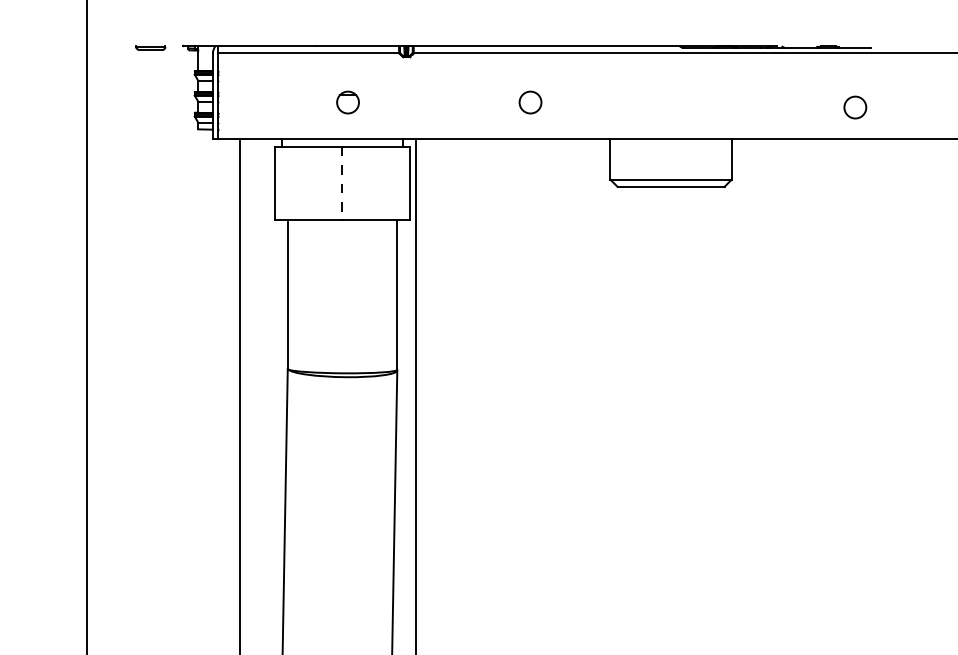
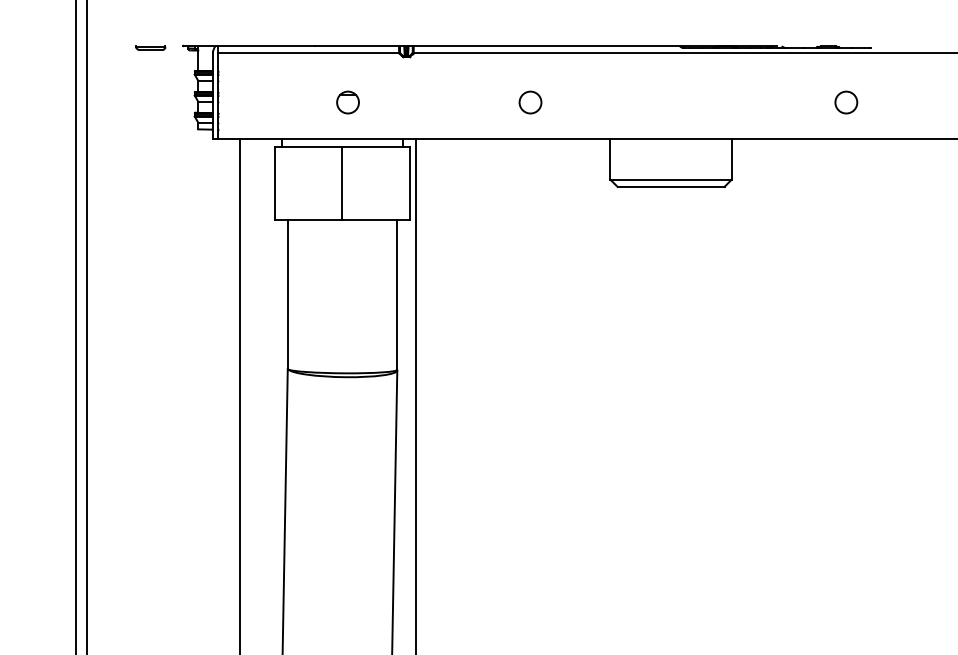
circle position: (855, 107) -> (846, 102) (846, 102)
line: dashed -> solid (342, 183)
line: none -> present (75, 326)
